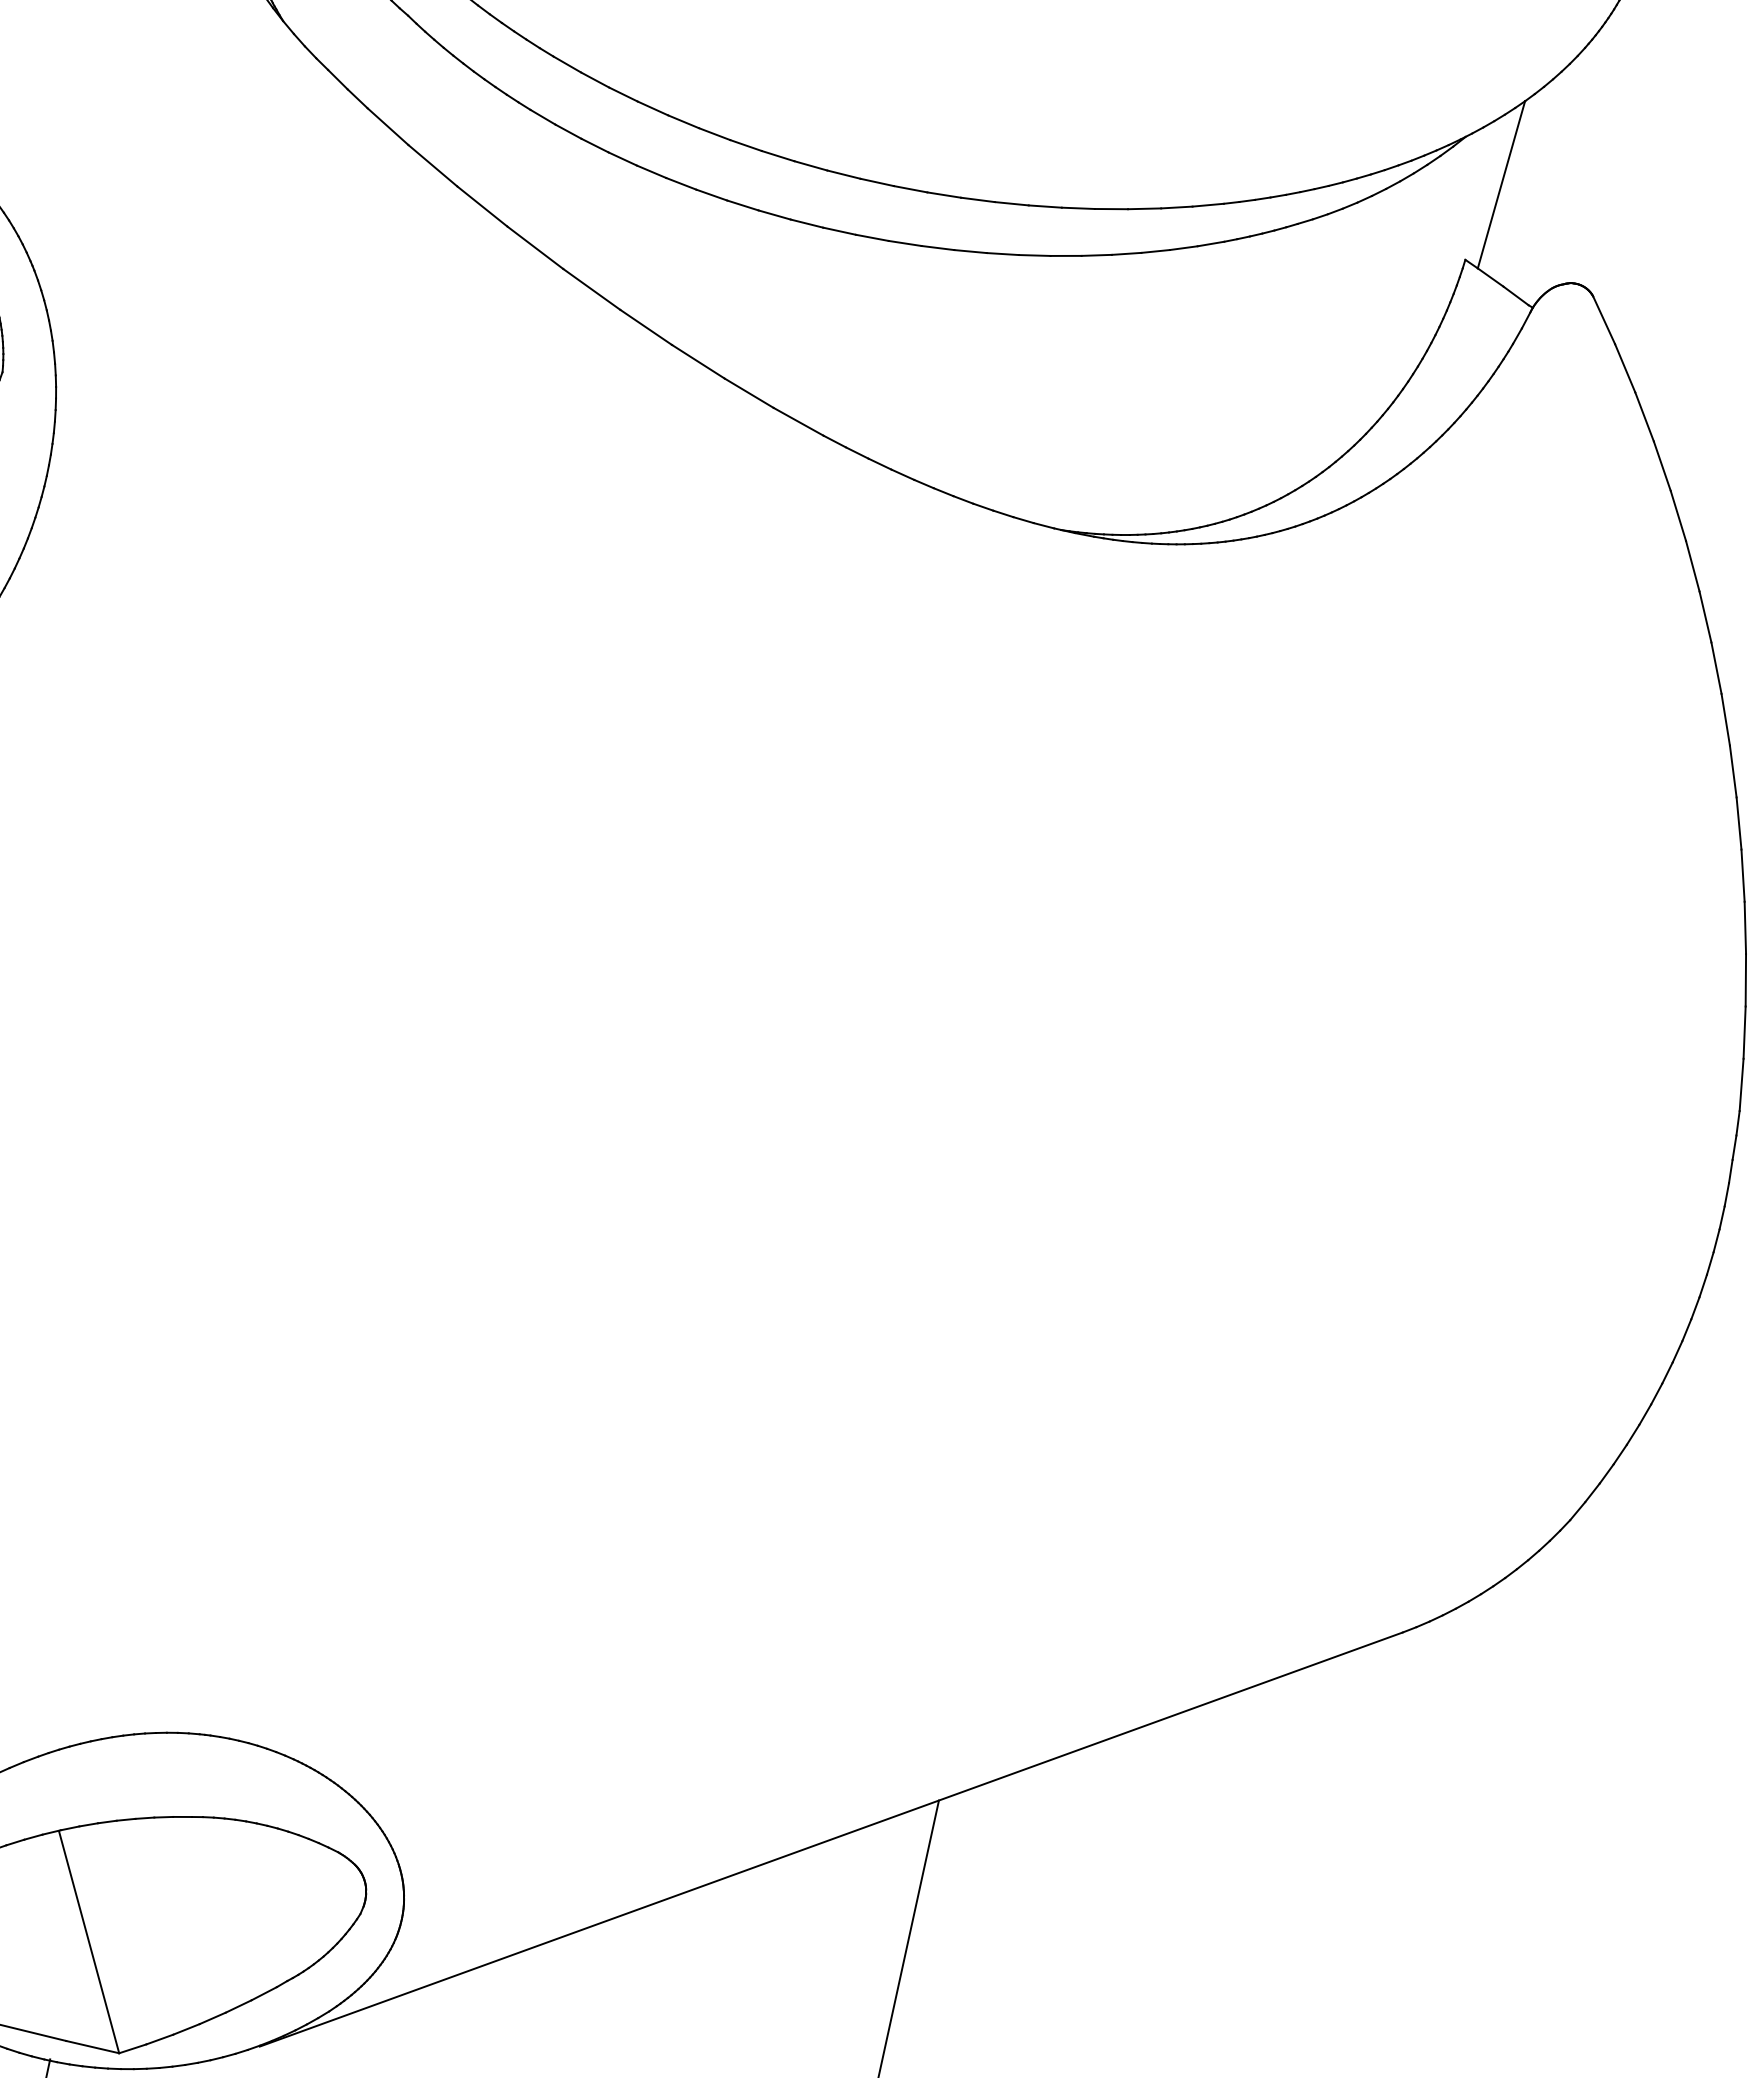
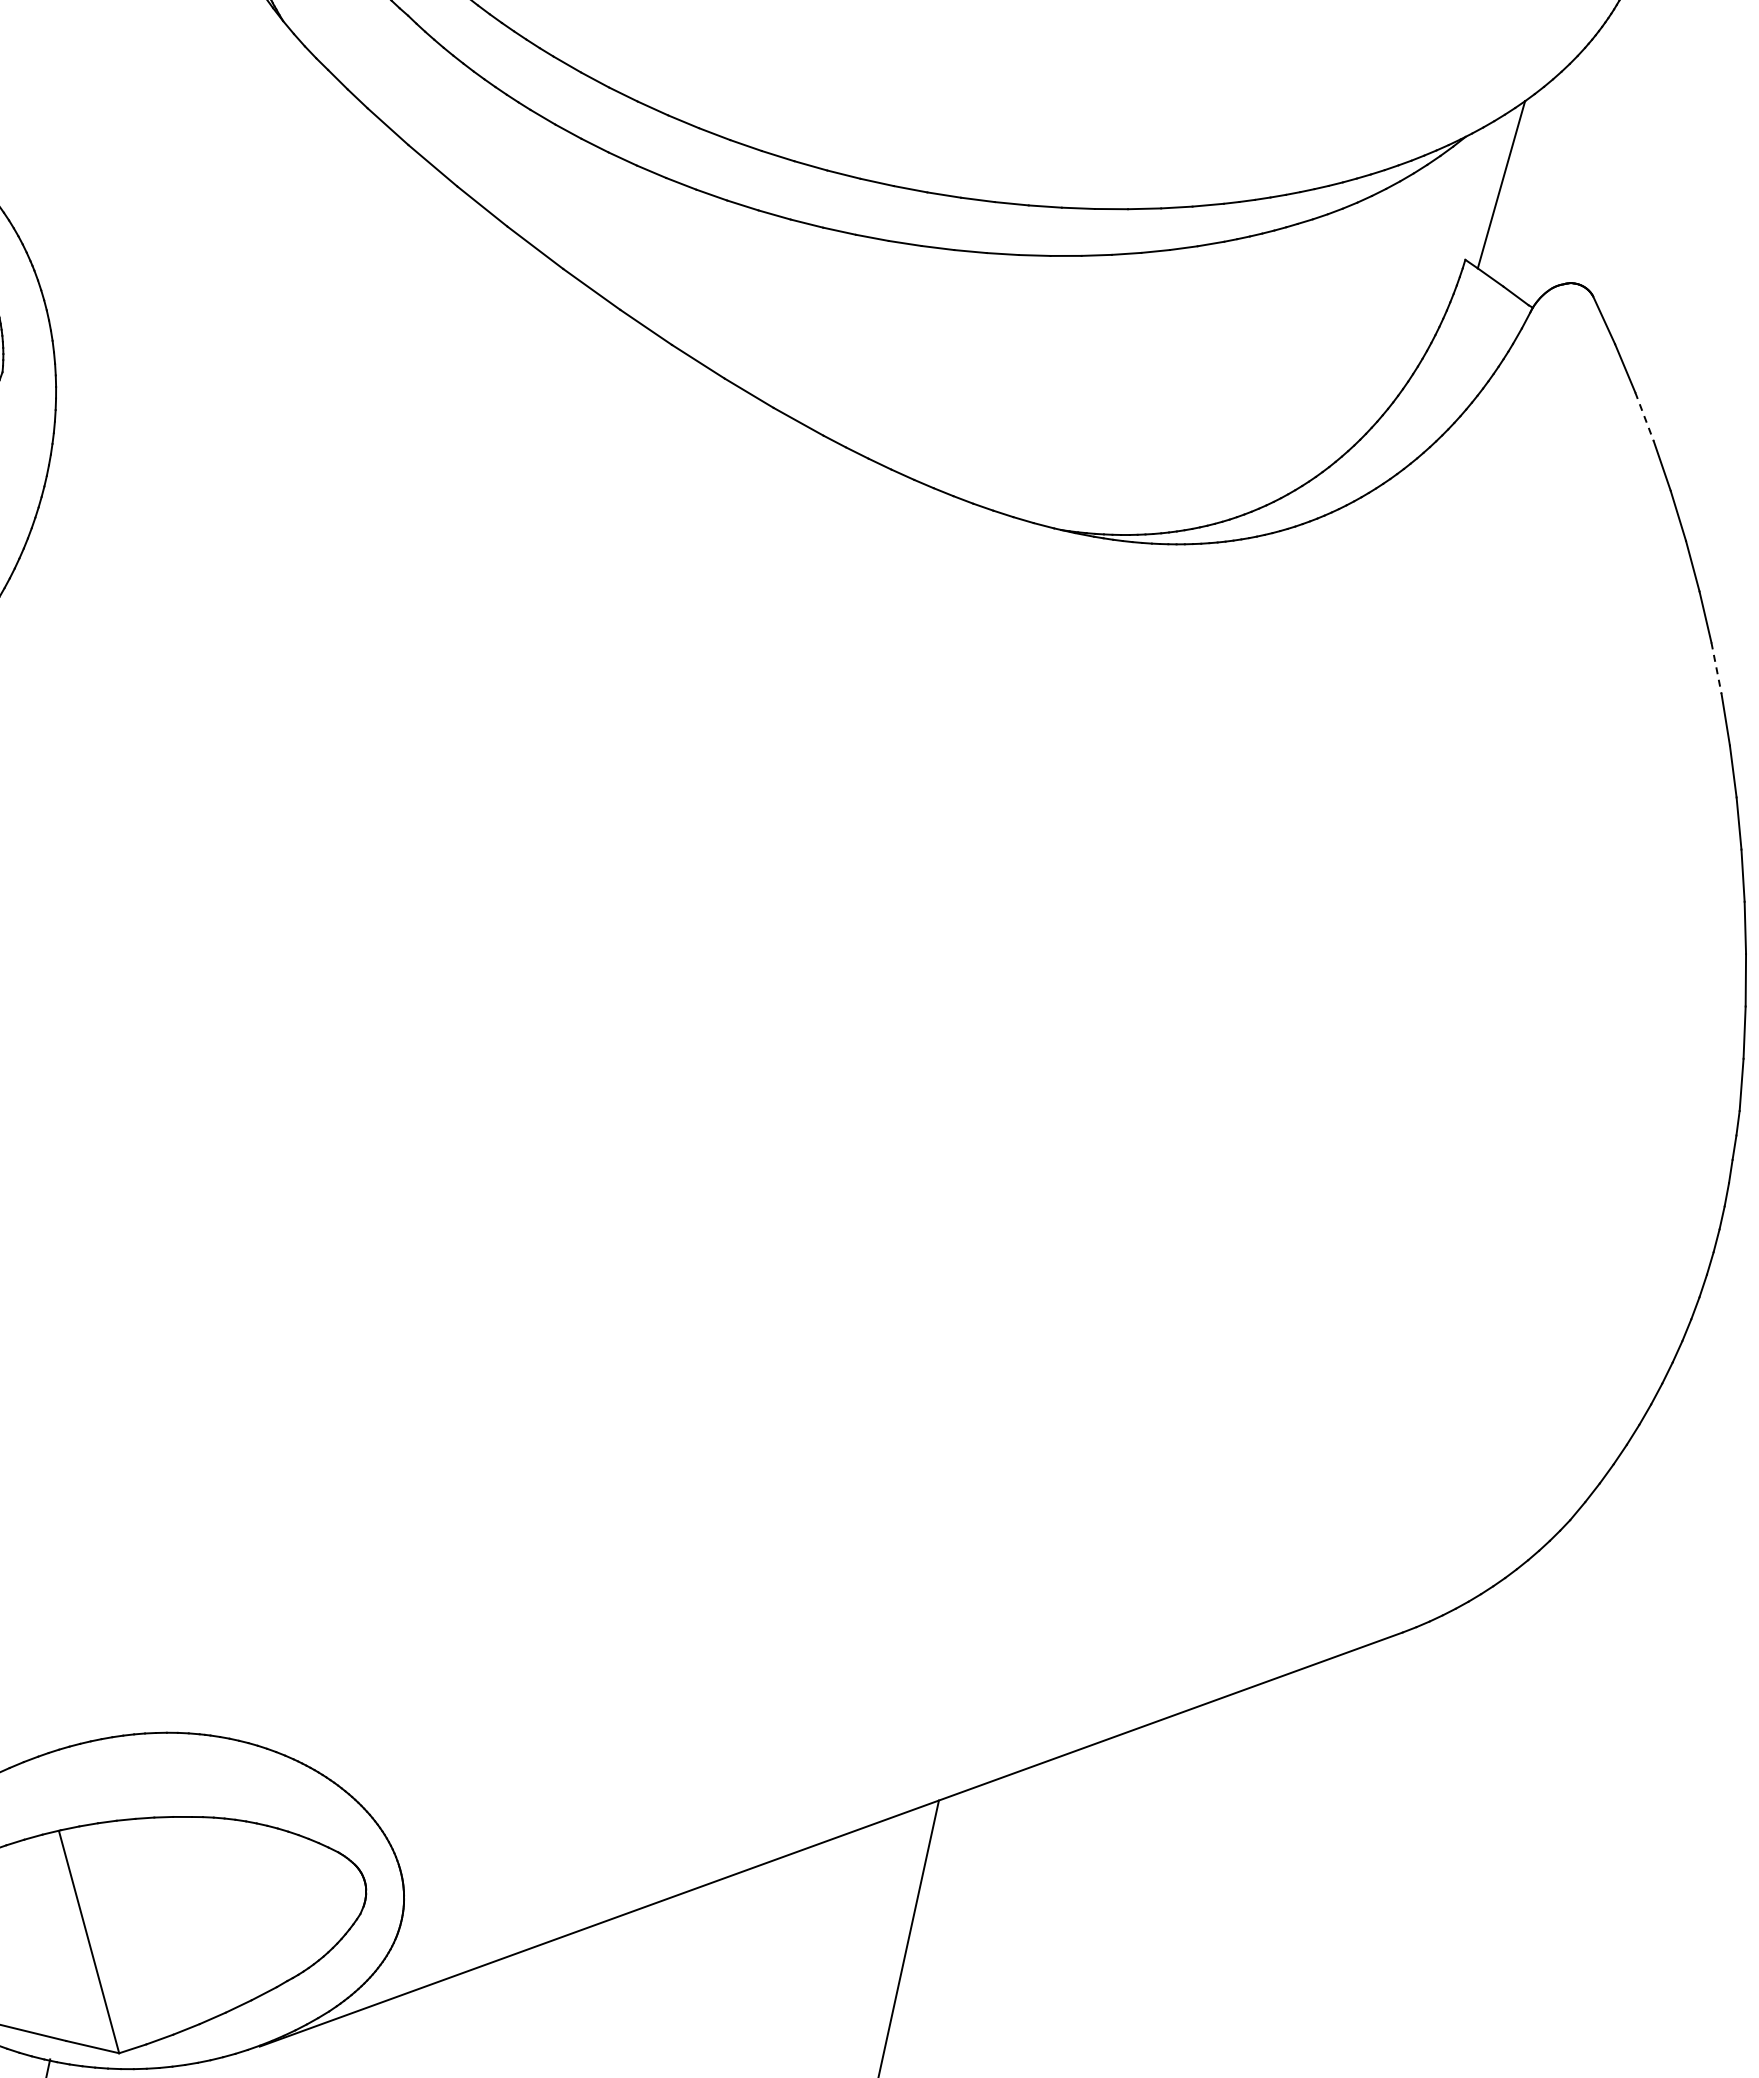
line: solid -> dashed (1644, 417)
line: solid -> dashed (1716, 668)
